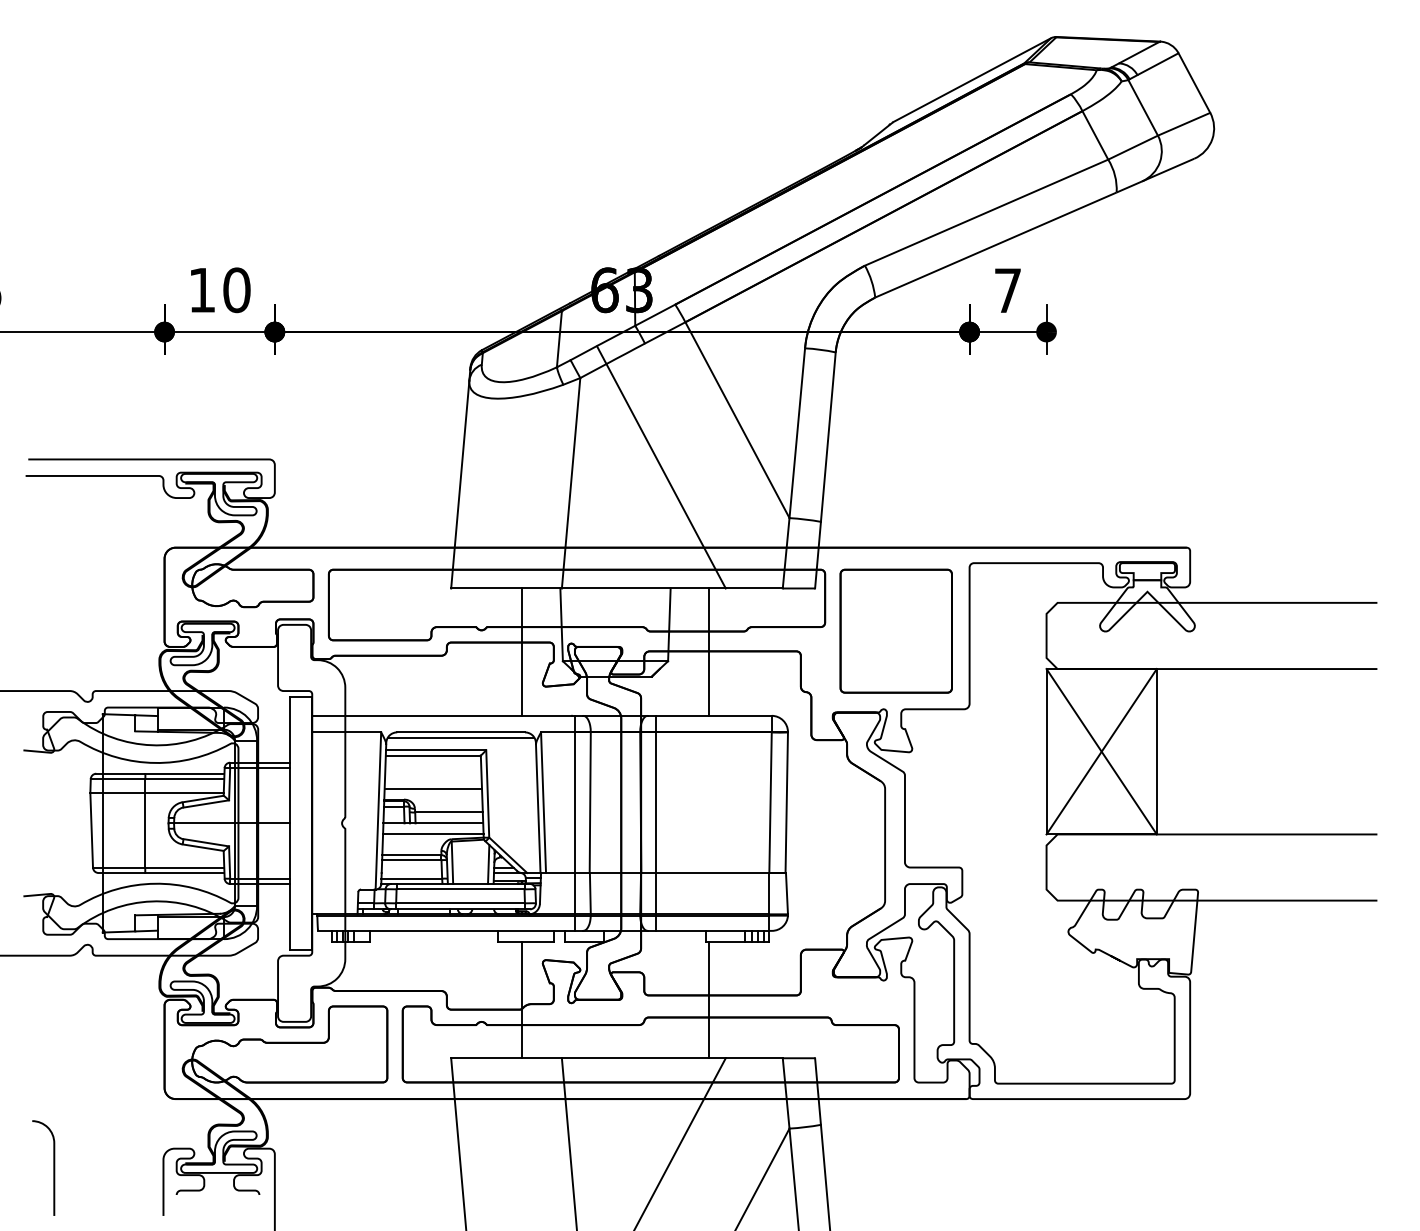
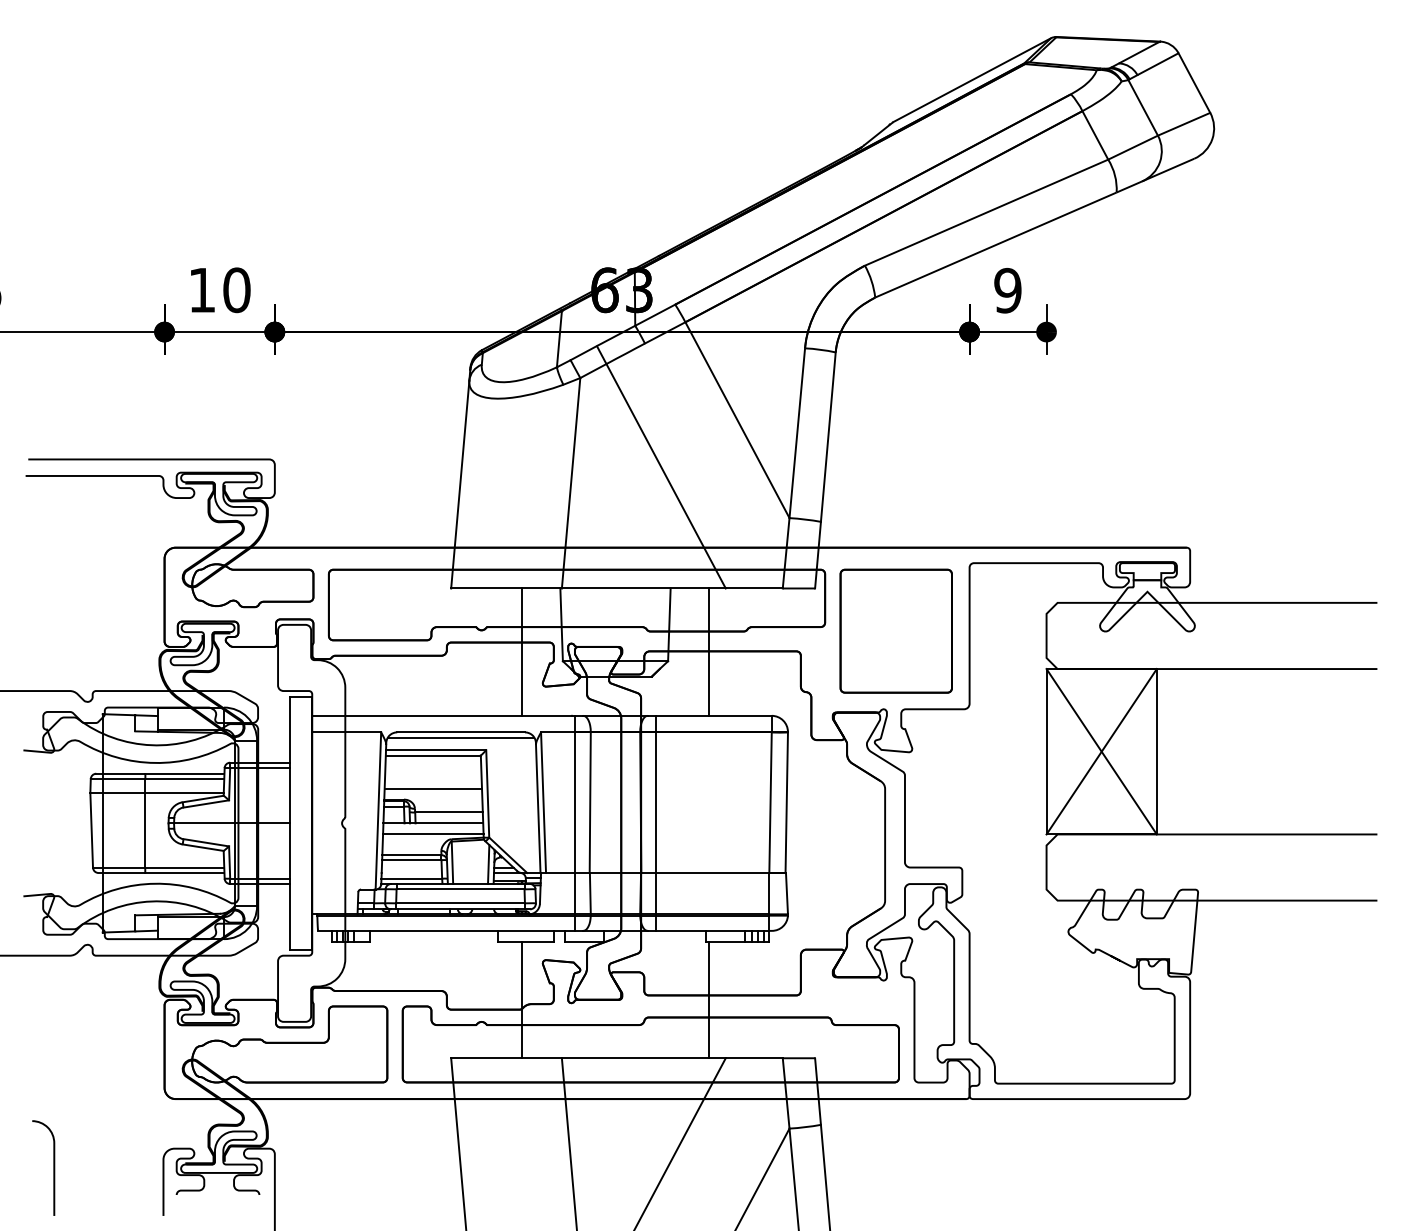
text: 7 -> 9 (1007, 290)
